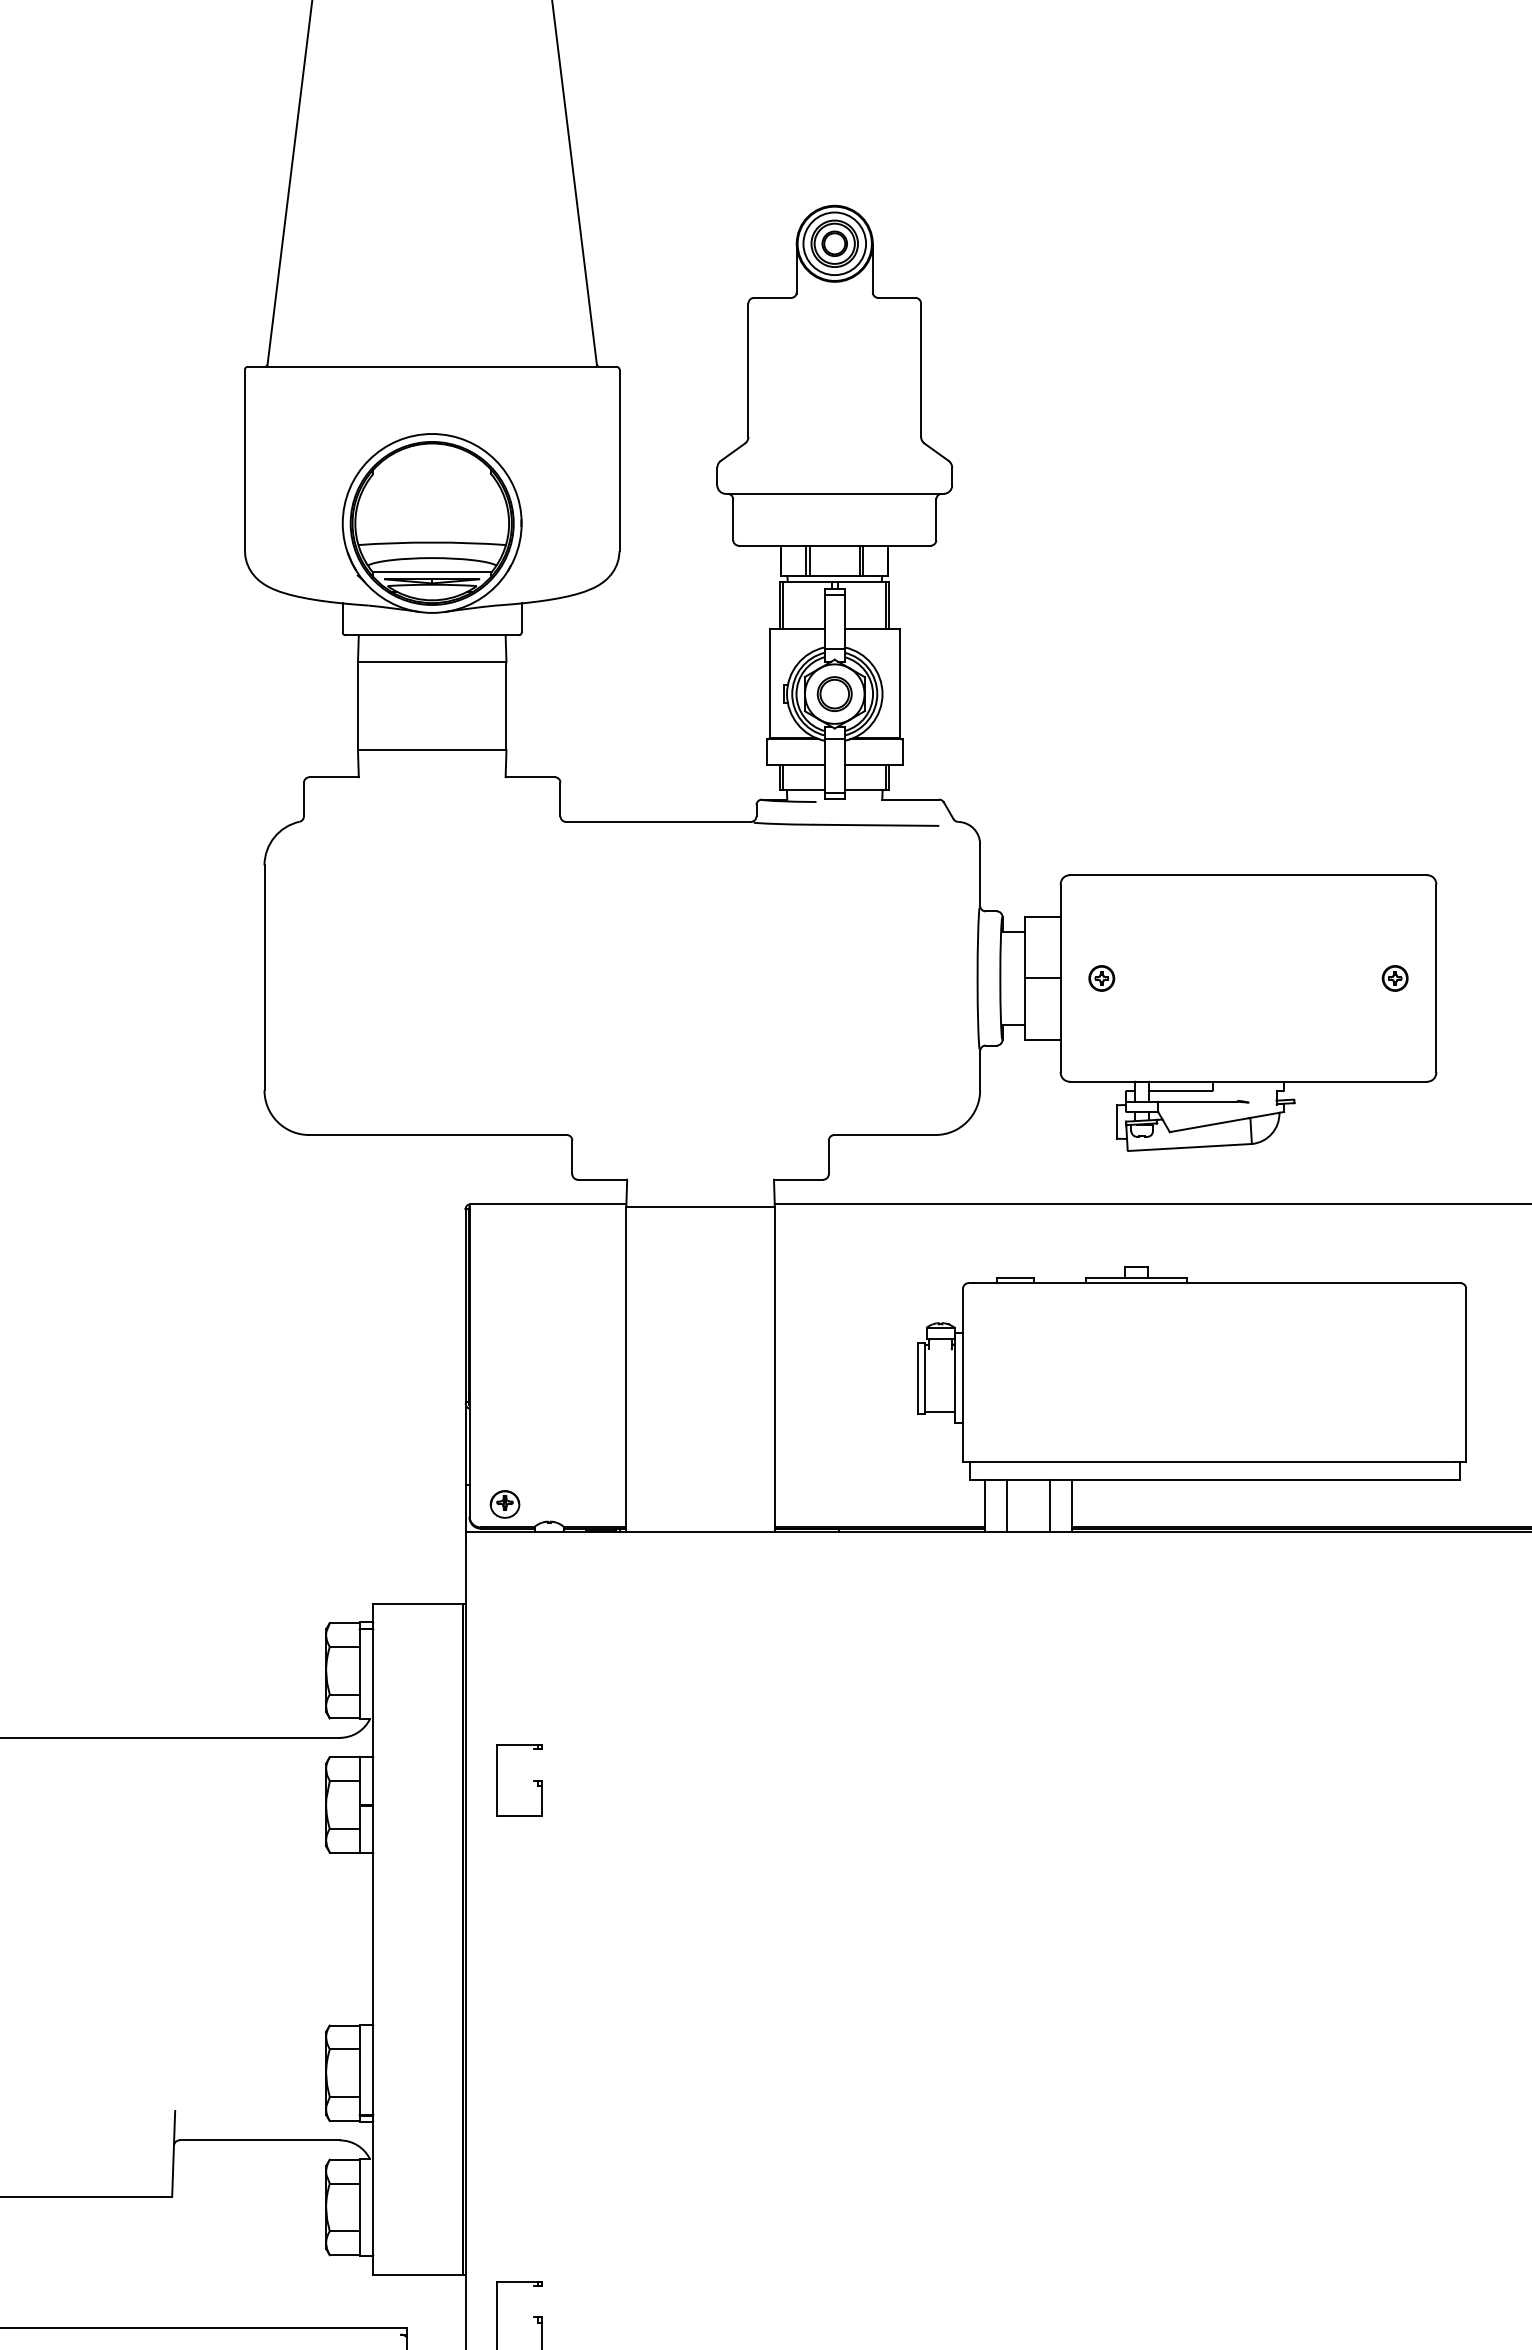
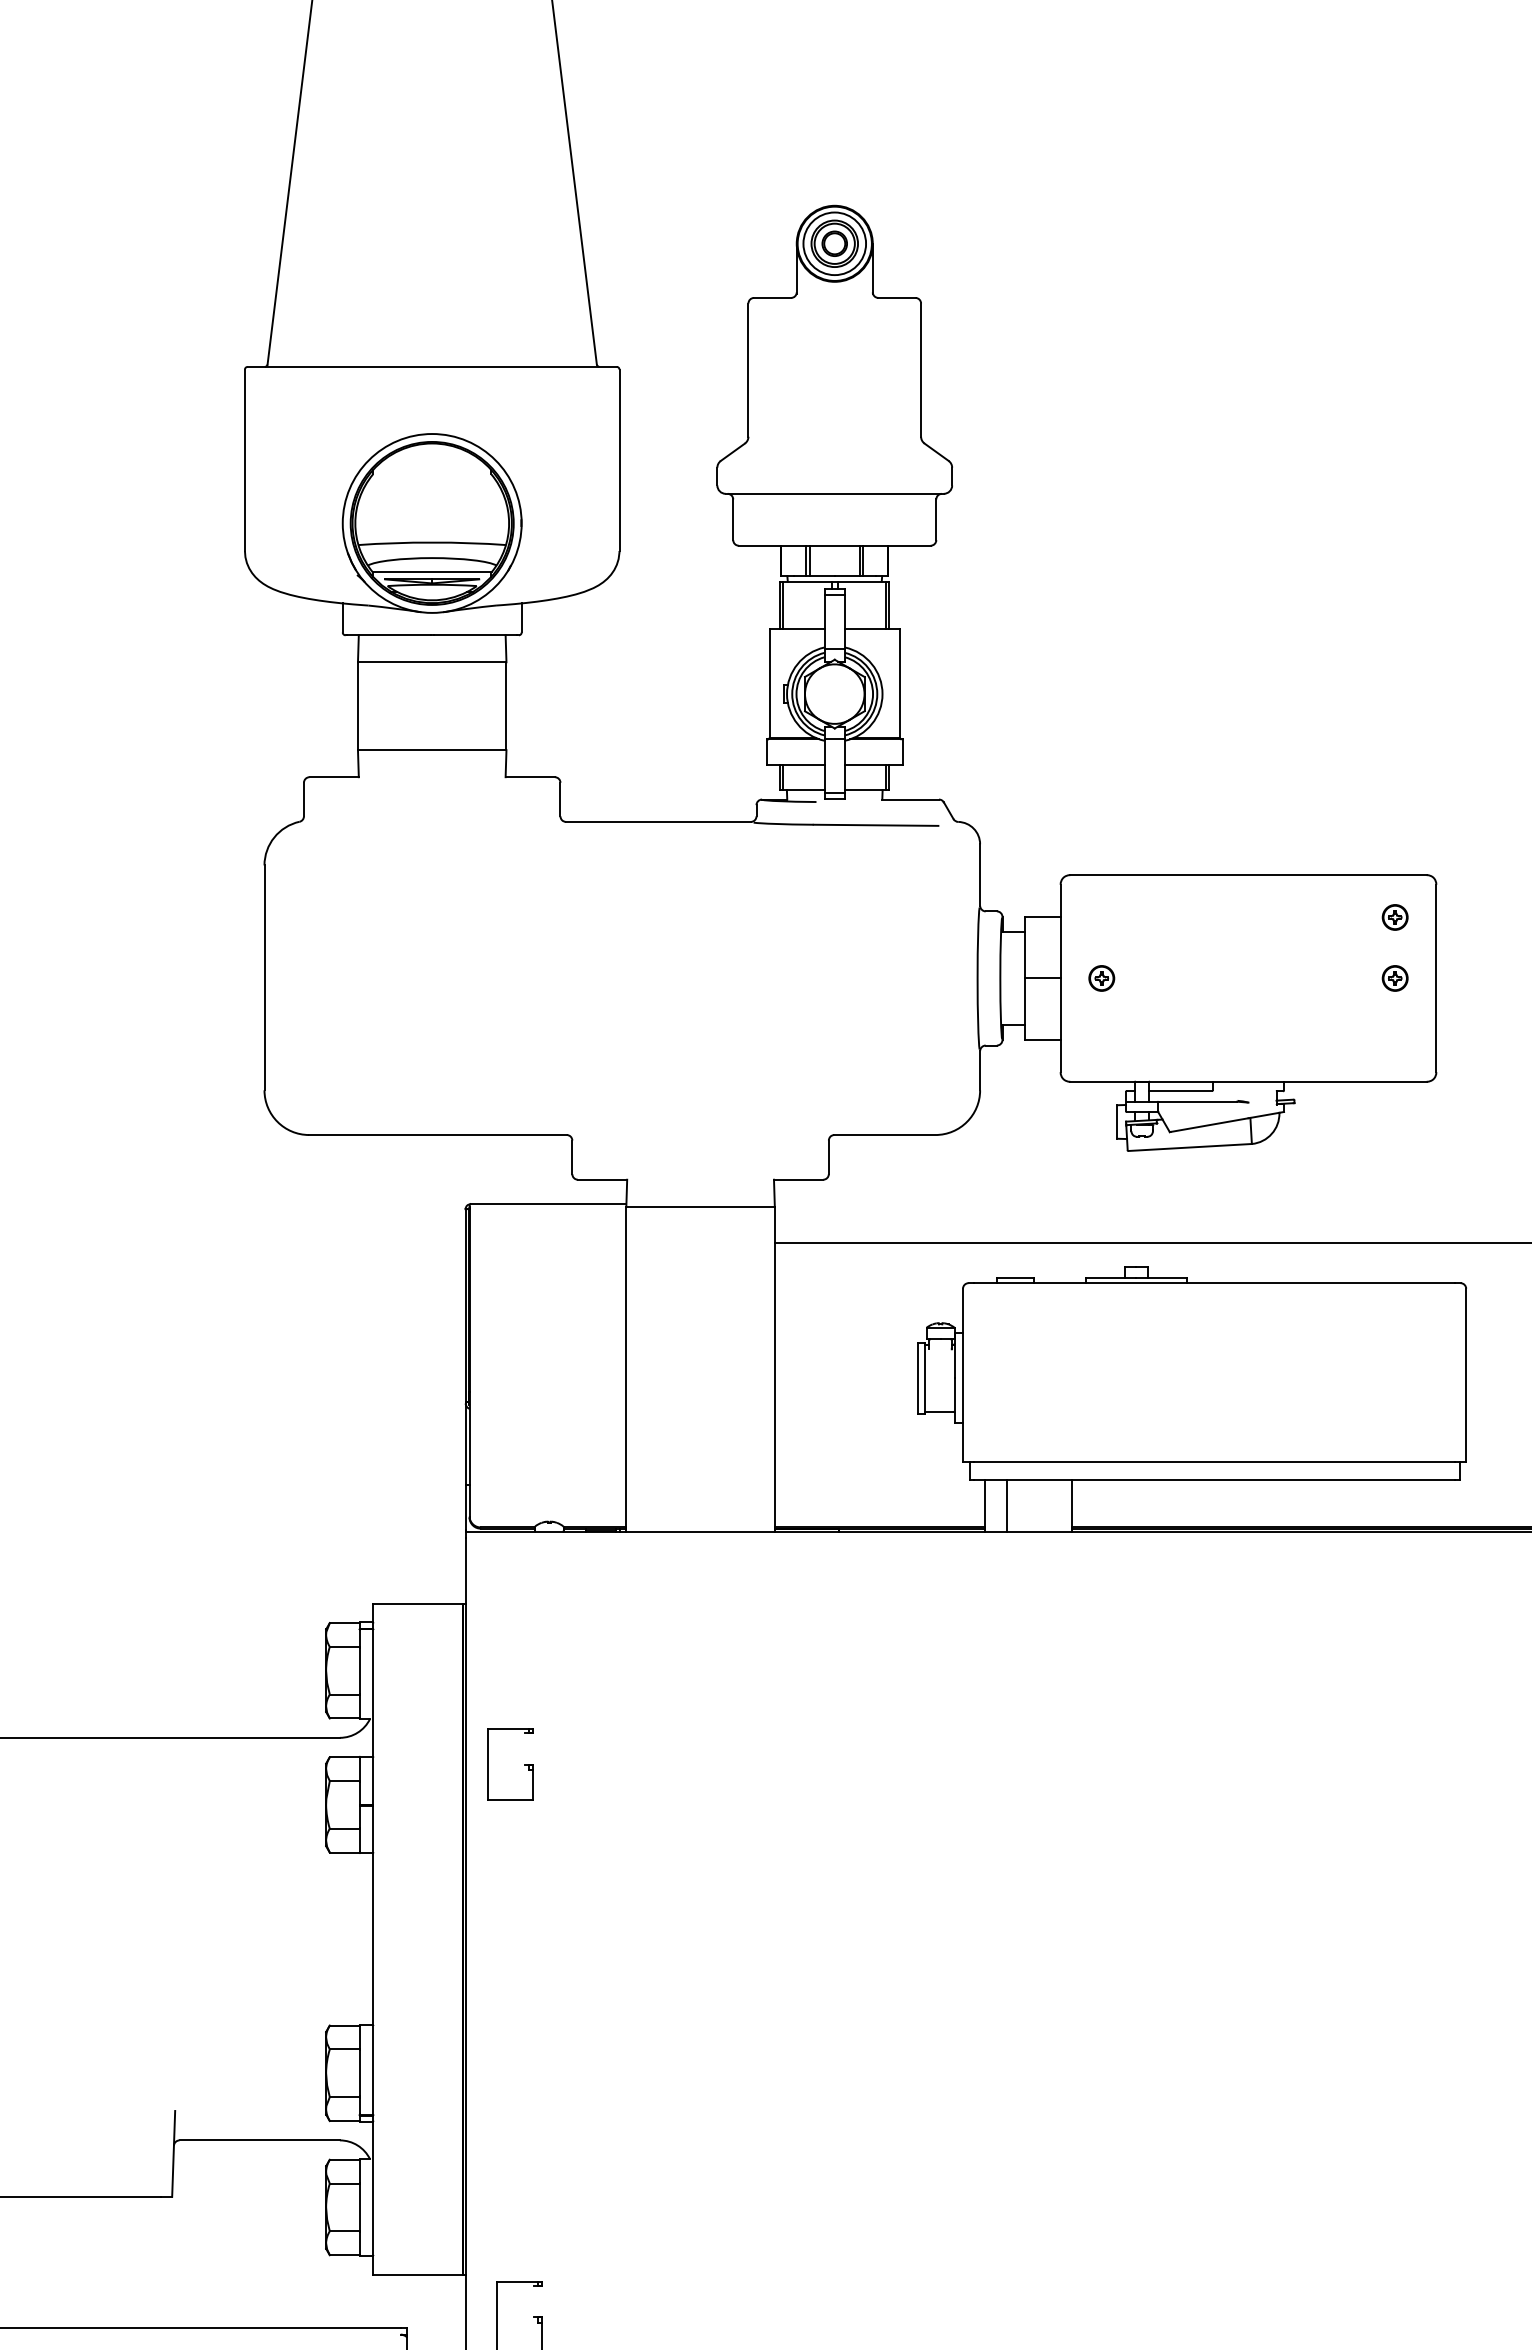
part: present -> none (834, 693)
part: none -> present (1394, 917)
line position: (1151, 1203) -> (1151, 1242) (1151, 1242)
part: present -> none (504, 1504)
line: present -> none (1050, 1505)
part position: (533, 1780) -> (524, 1764) (524, 1764)
